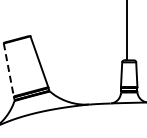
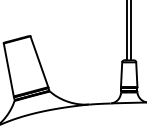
line: none -> present (131, 31)
line: dashed -> solid (8, 70)
